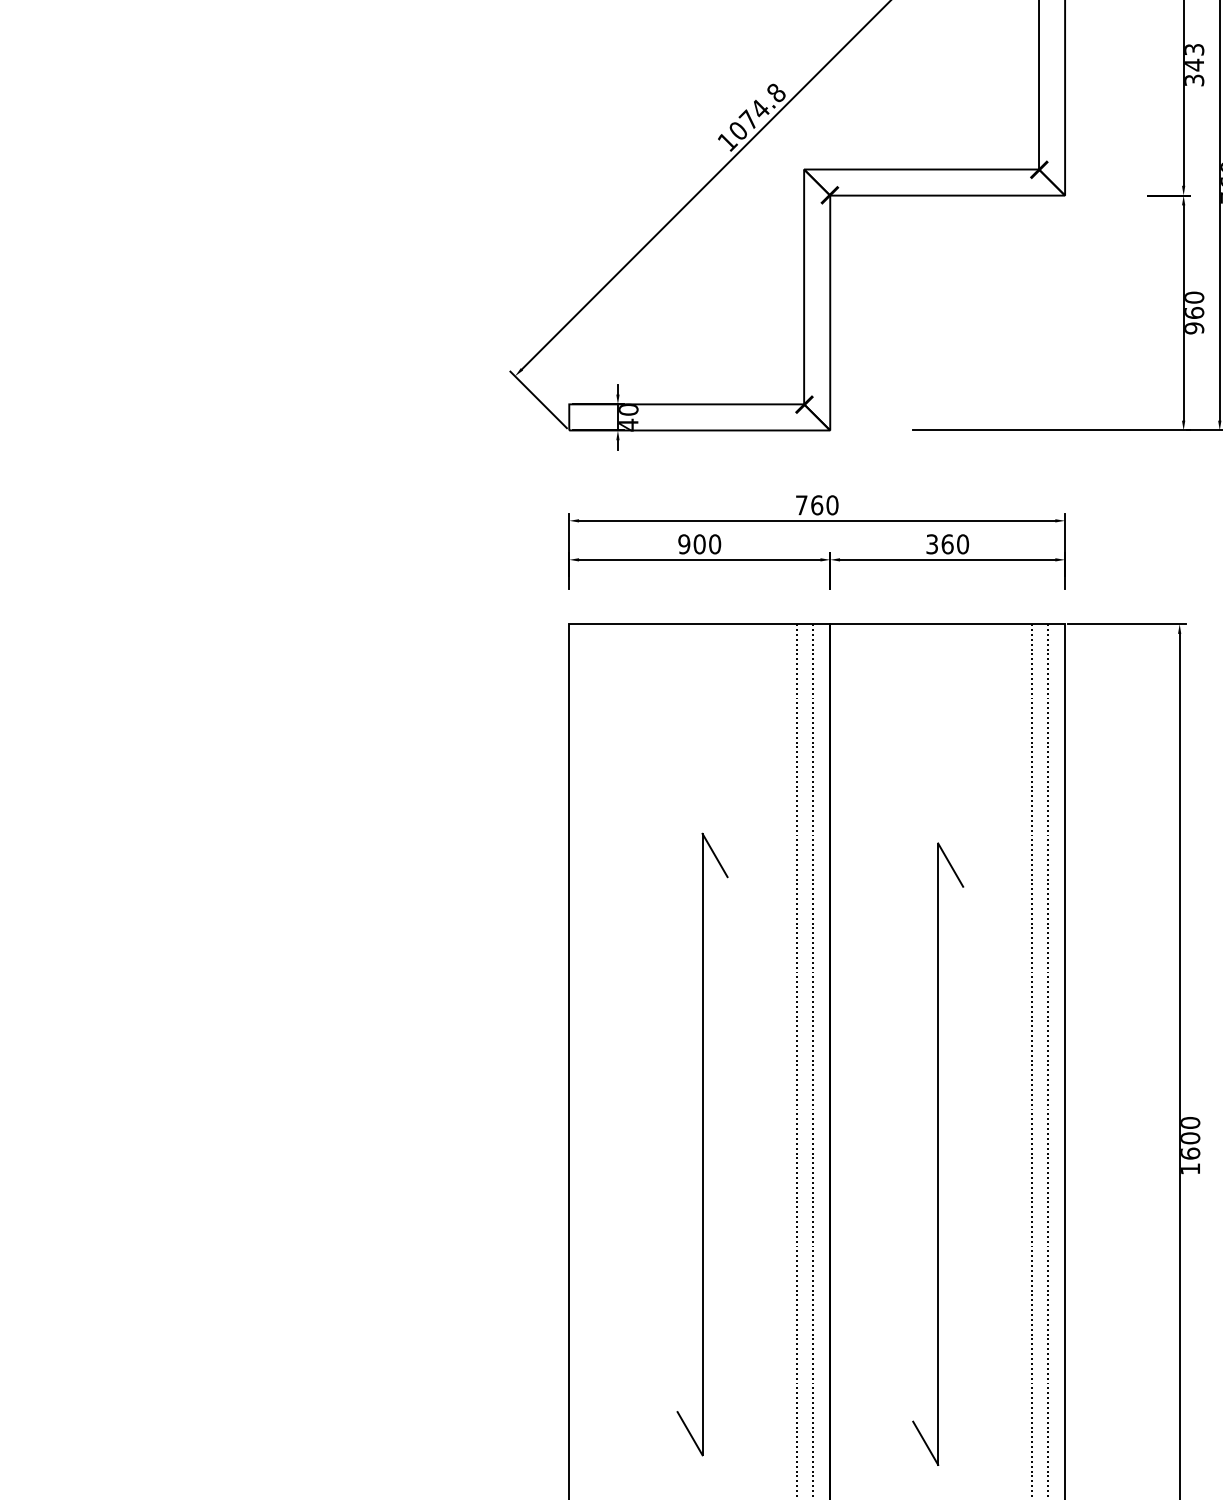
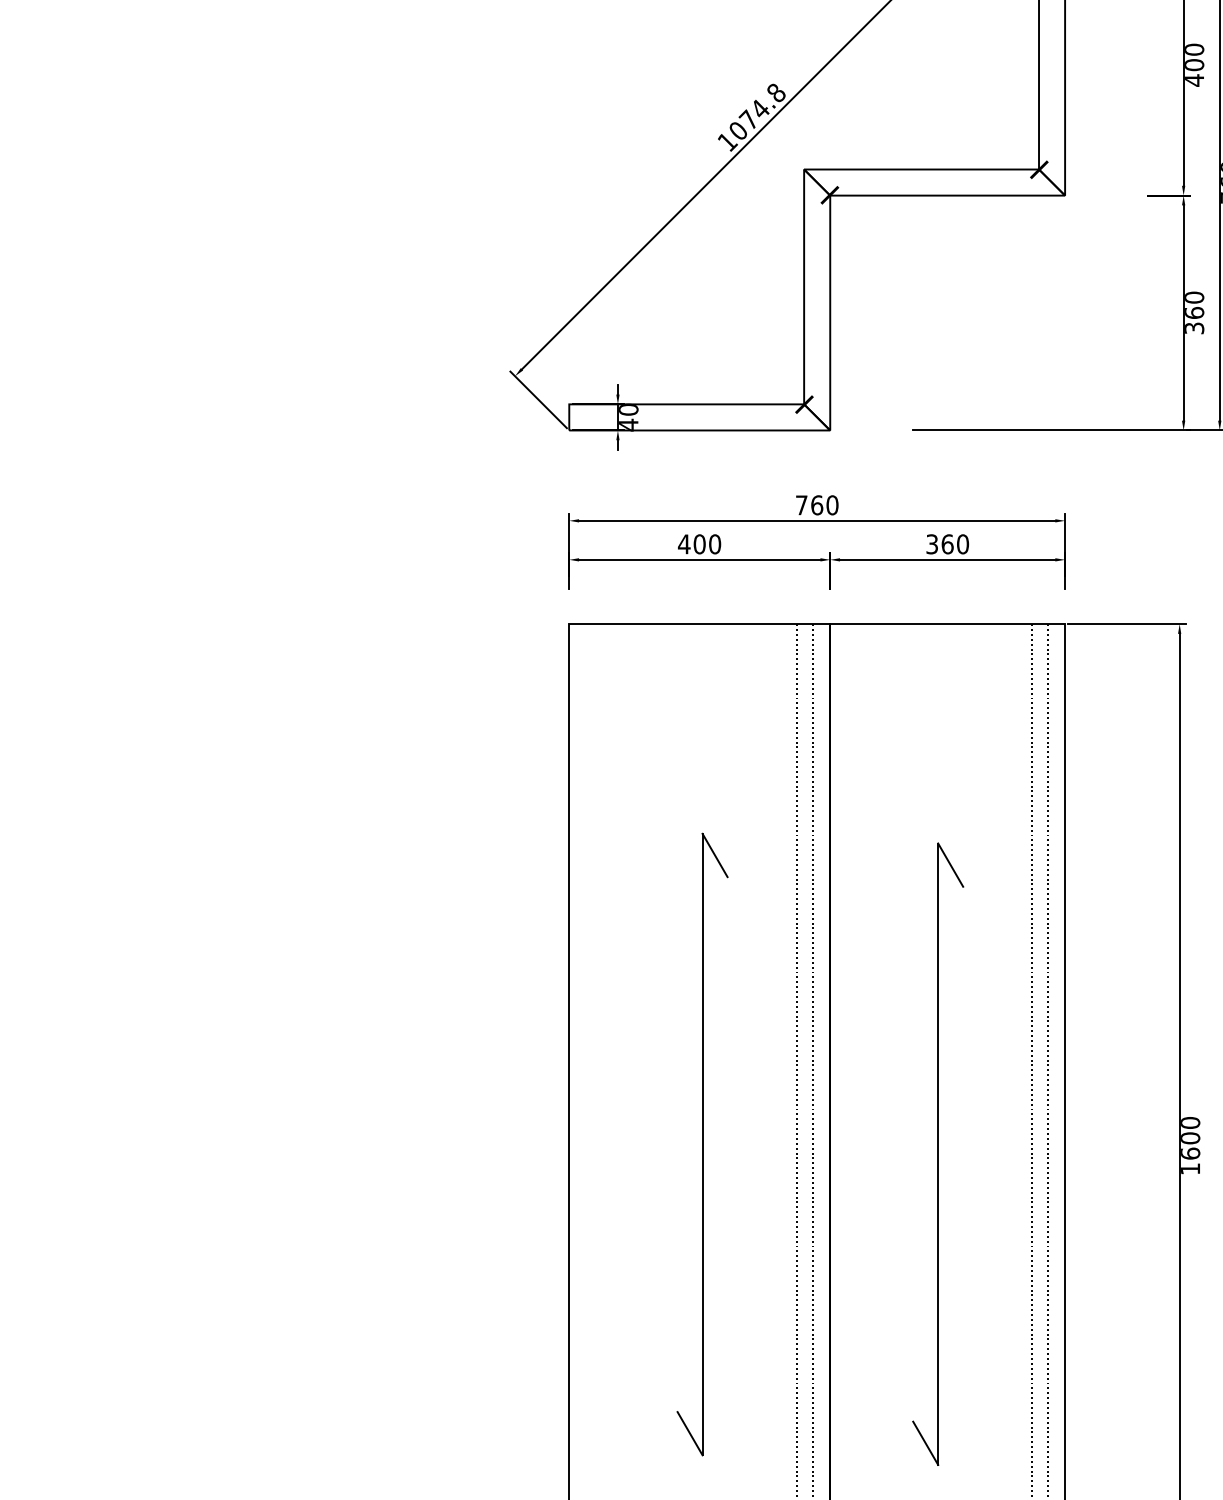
text: 343 -> 400 (1194, 64)
text: 960 -> 360 (1194, 328)
text: 900 -> 400 (683, 544)
